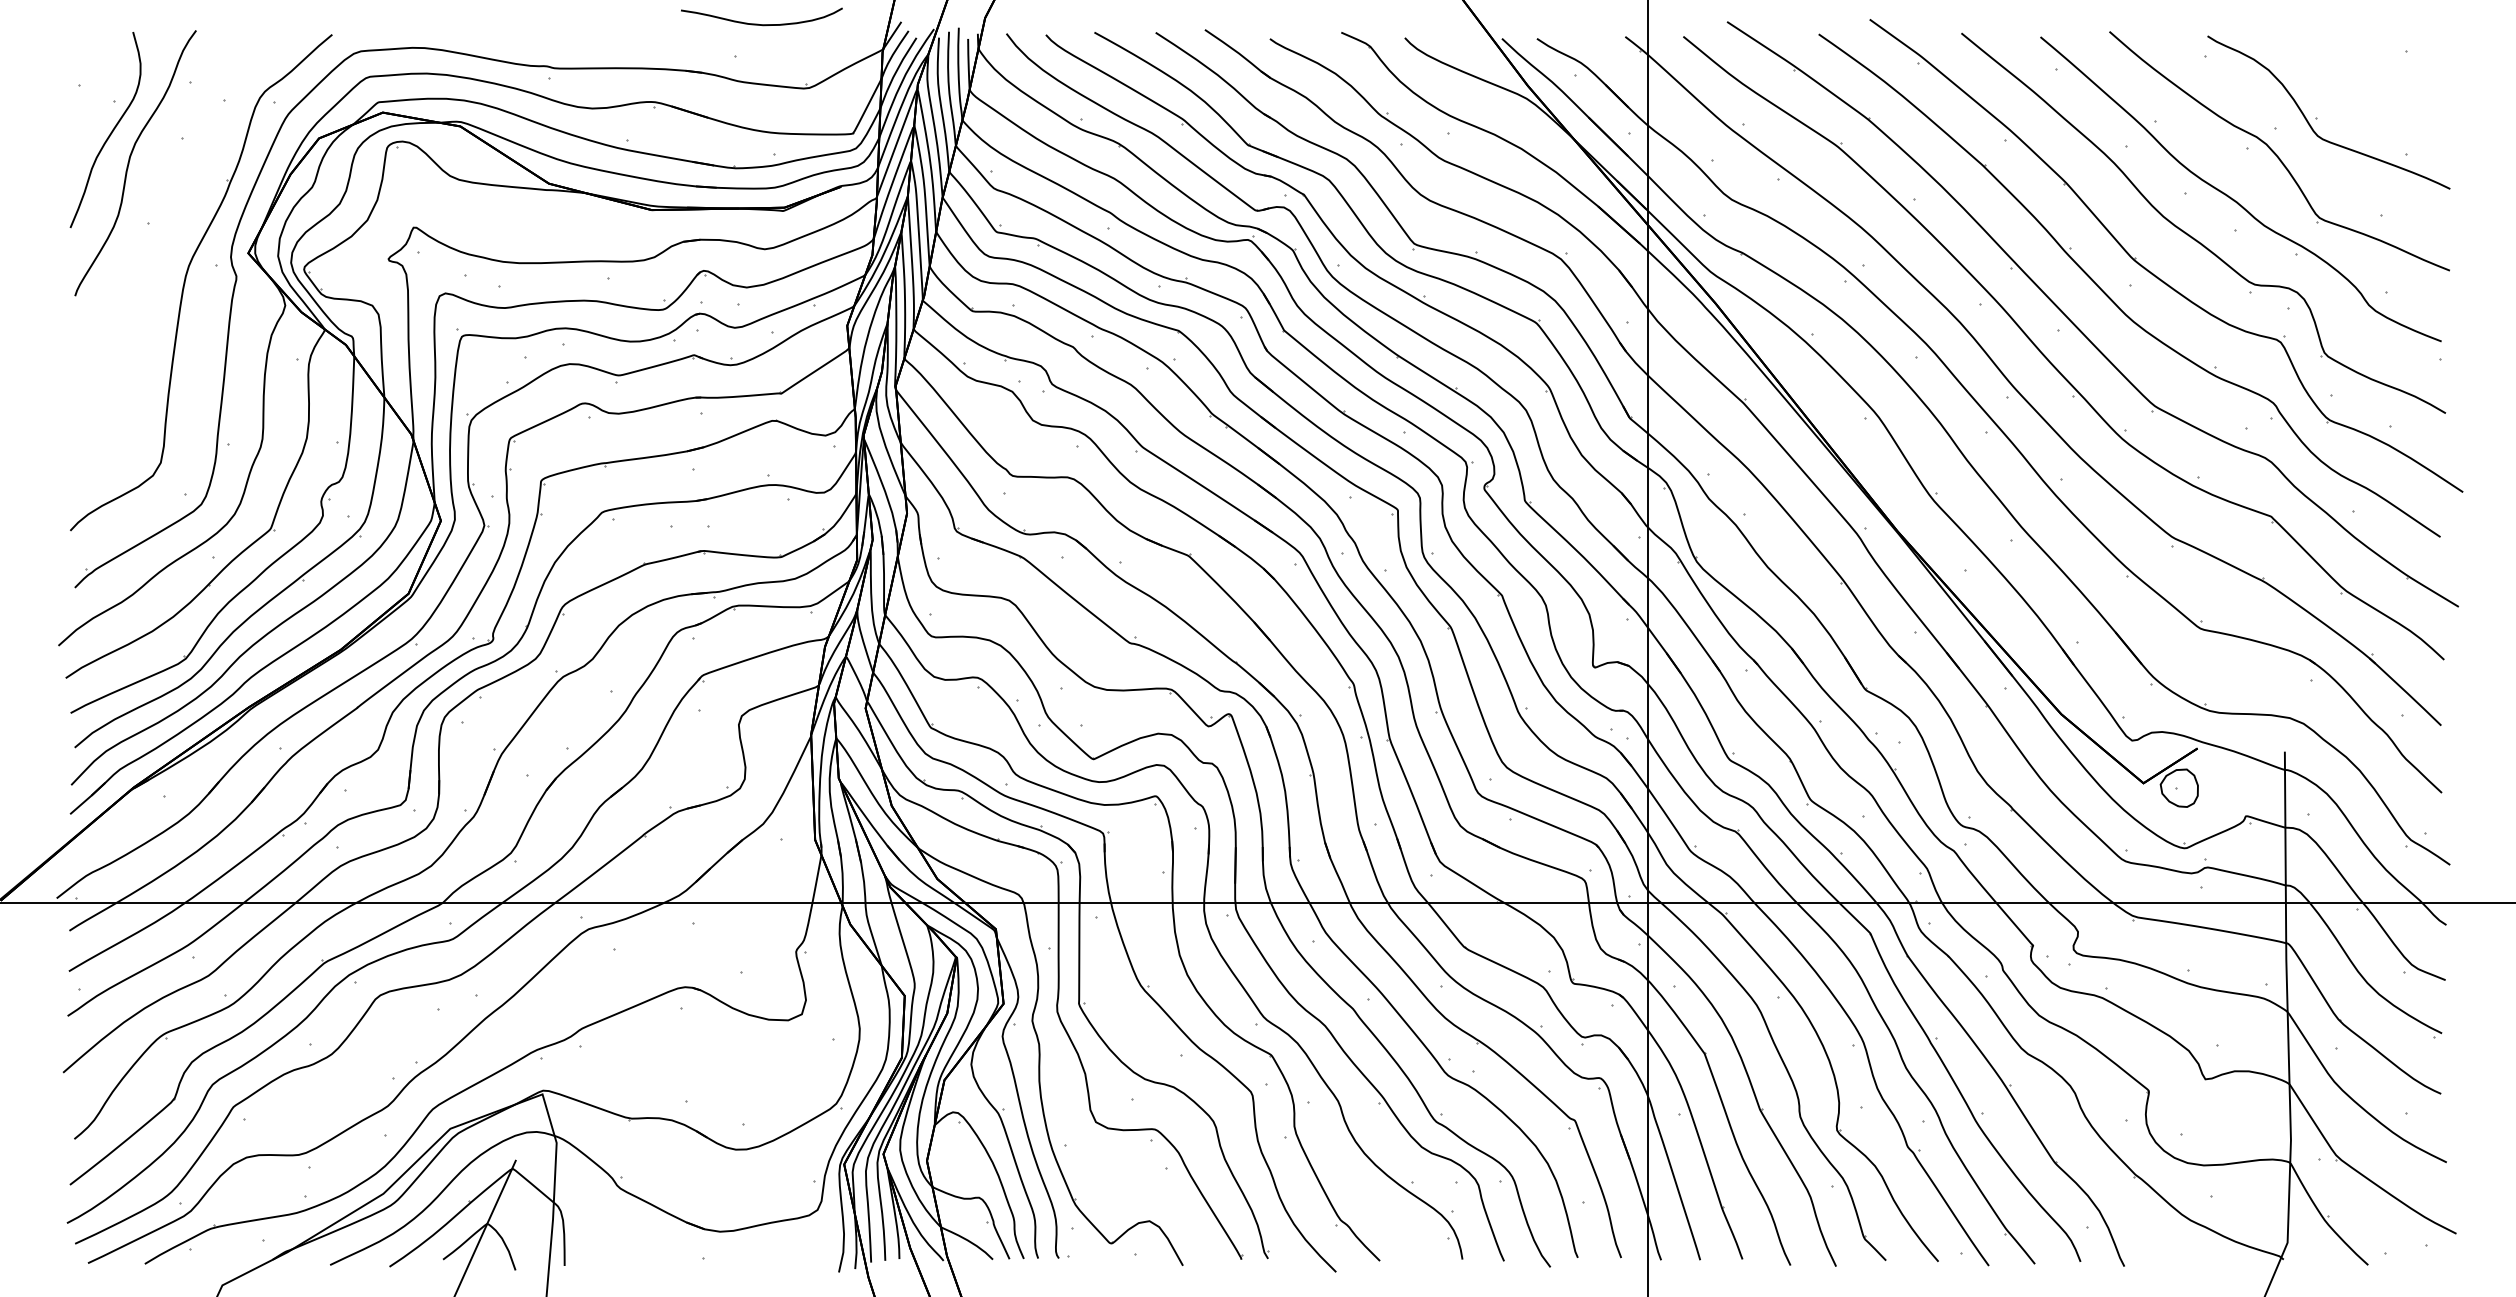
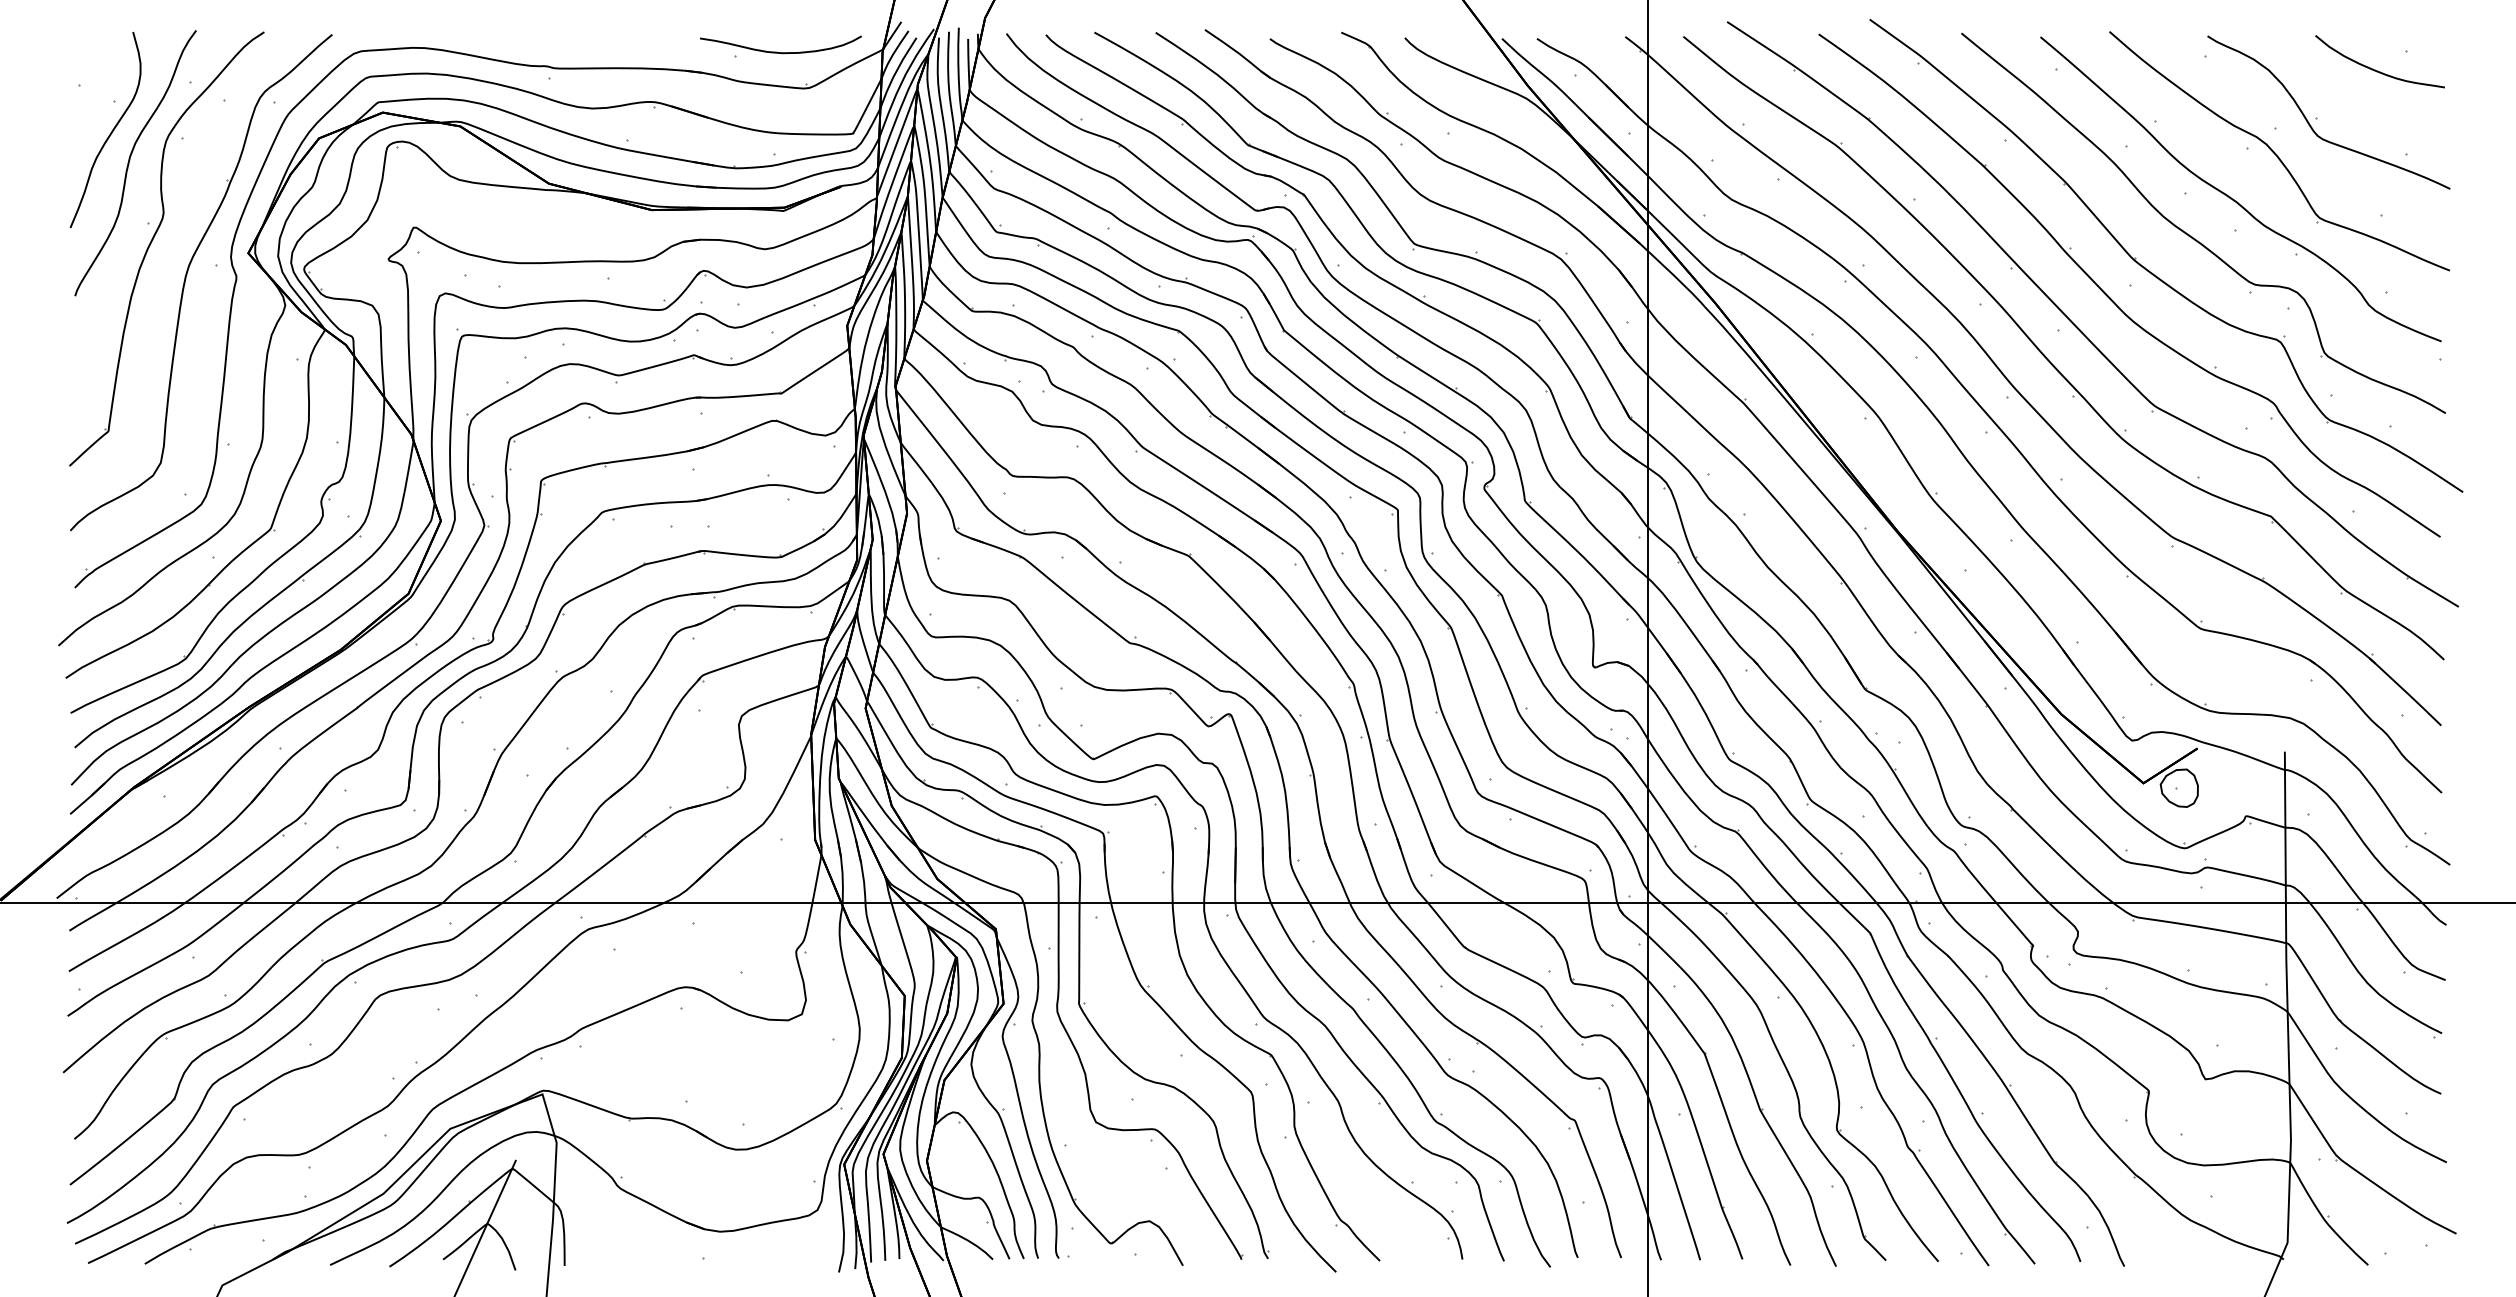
curve position: (758, 23) -> (777, 51) (777, 51)
curve: none -> present (2375, 69)
part: none -> present (152, 241)
